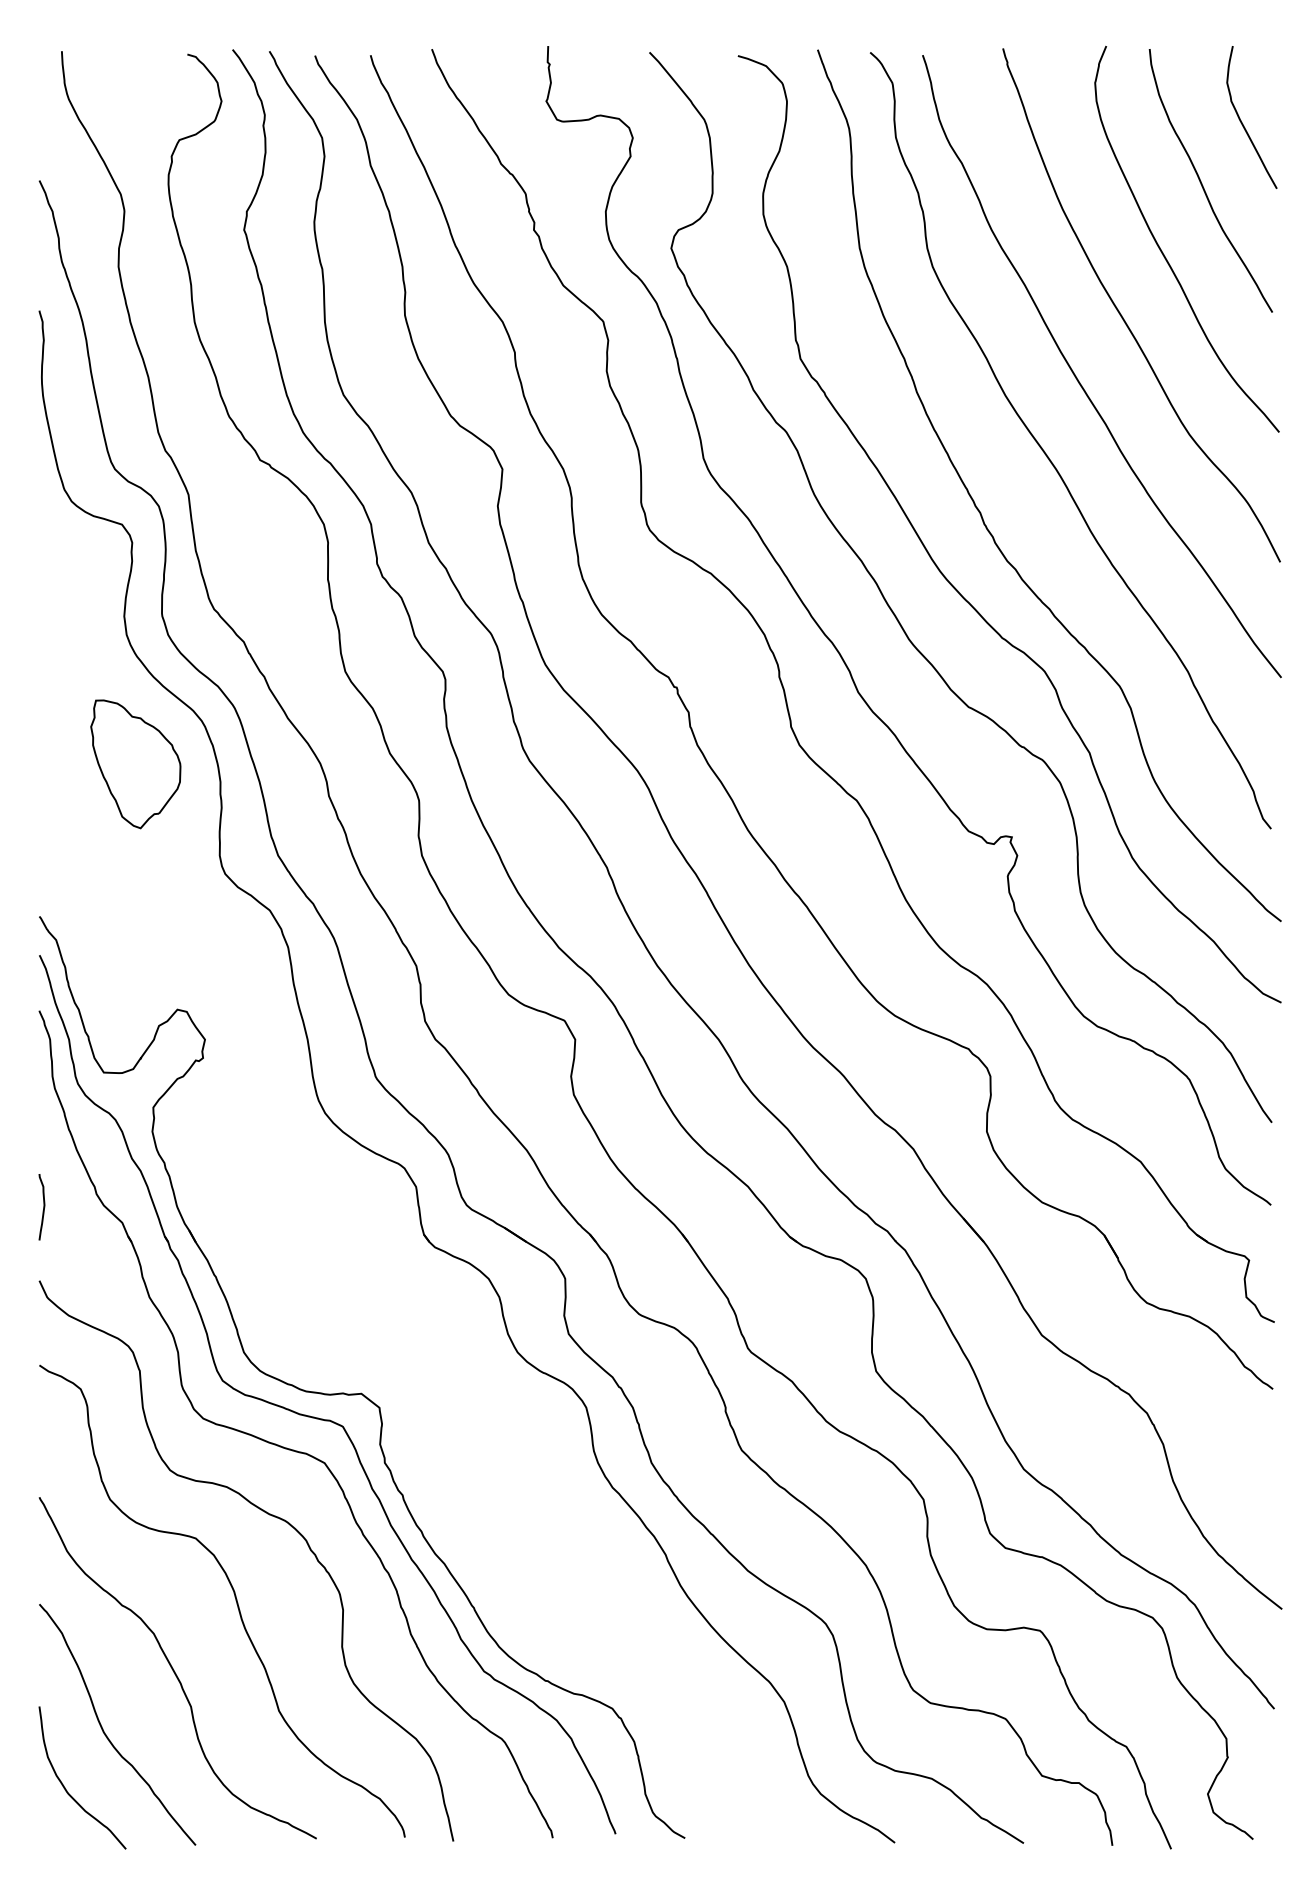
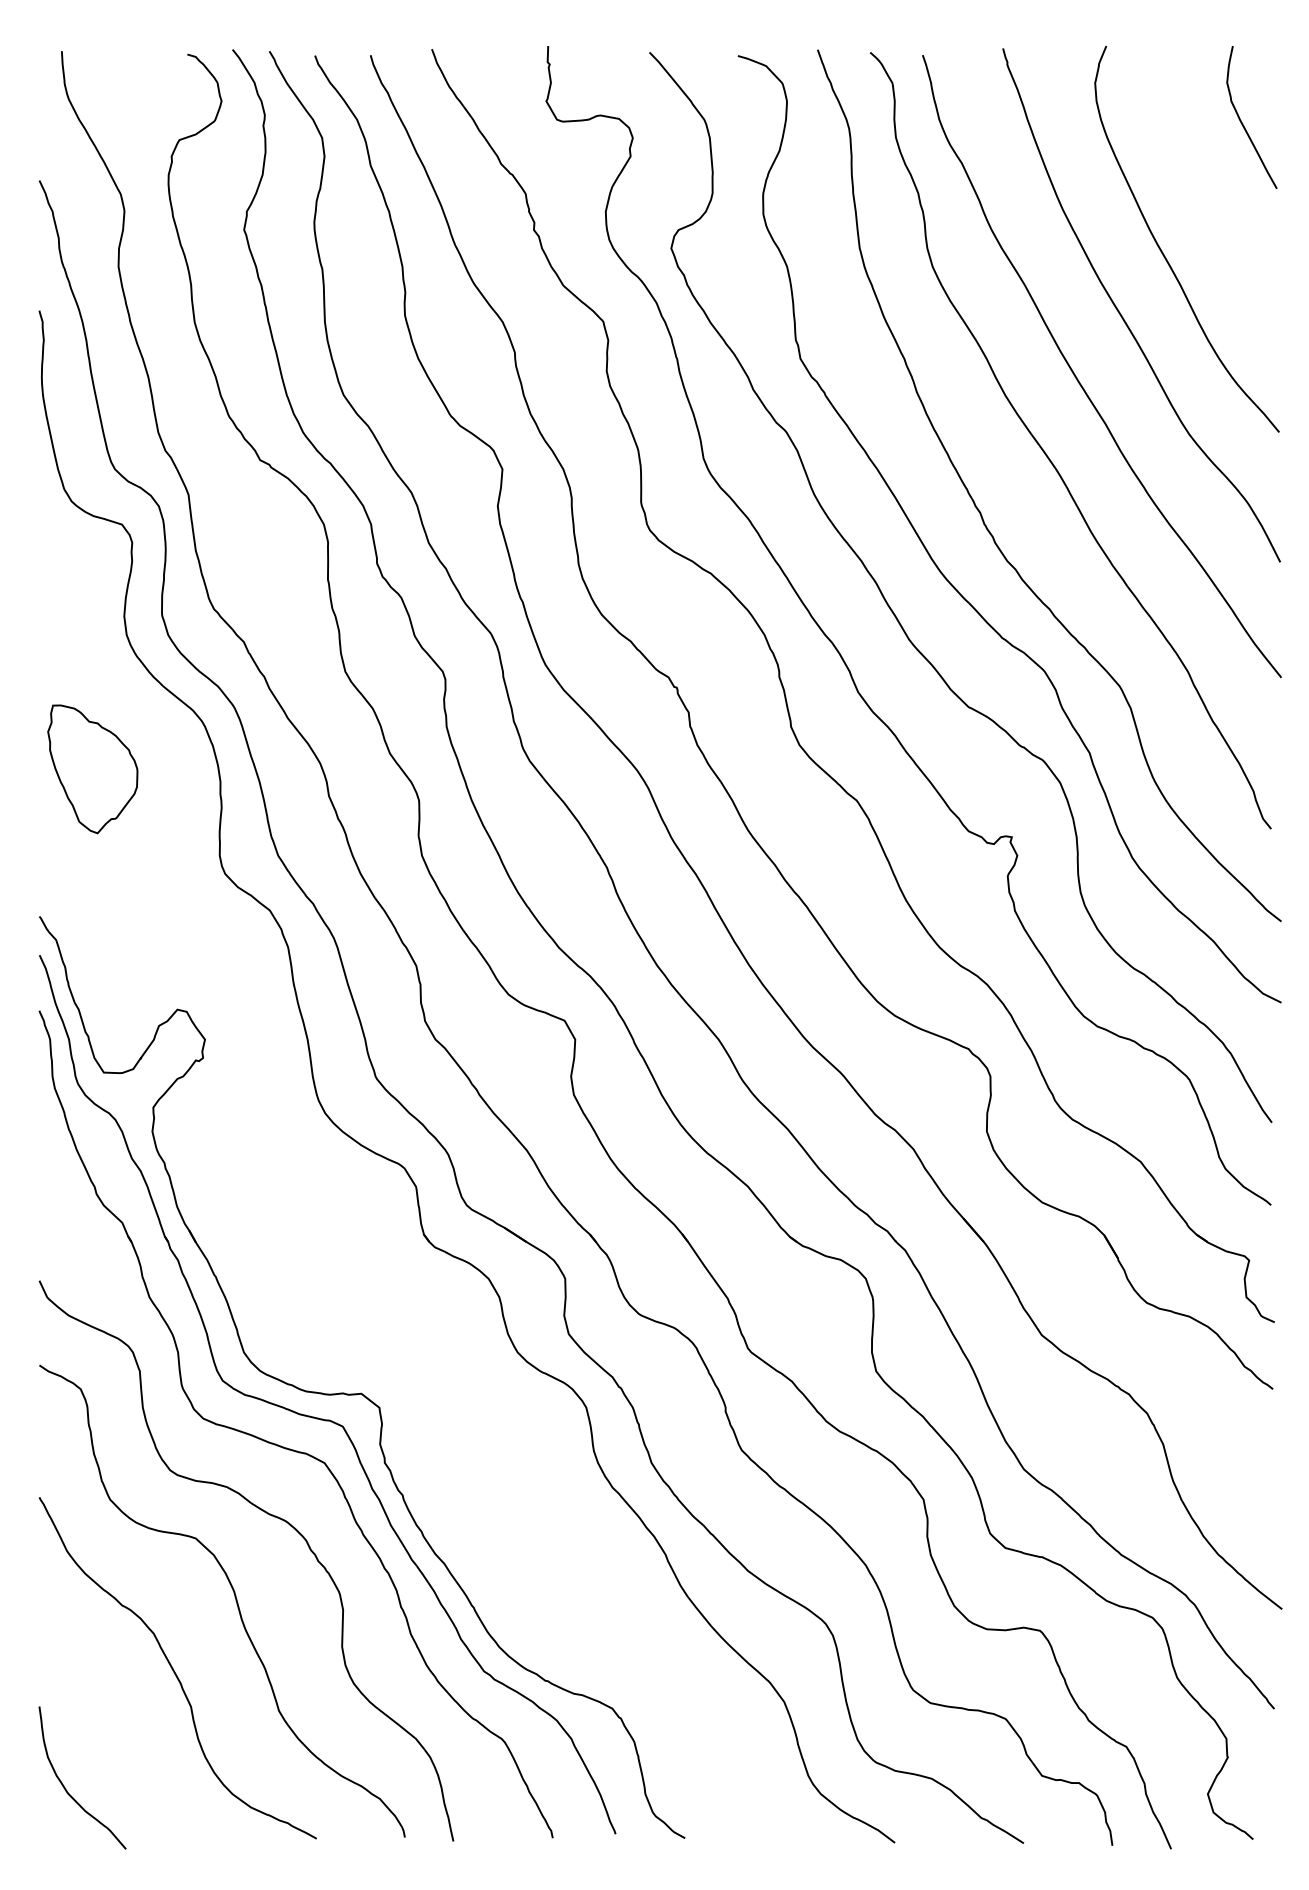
curve: present -> none (1202, 183)
part position: (135, 764) -> (92, 769) (92, 769)
curve: present -> none (43, 1207)
curve: present -> none (103, 1728)
